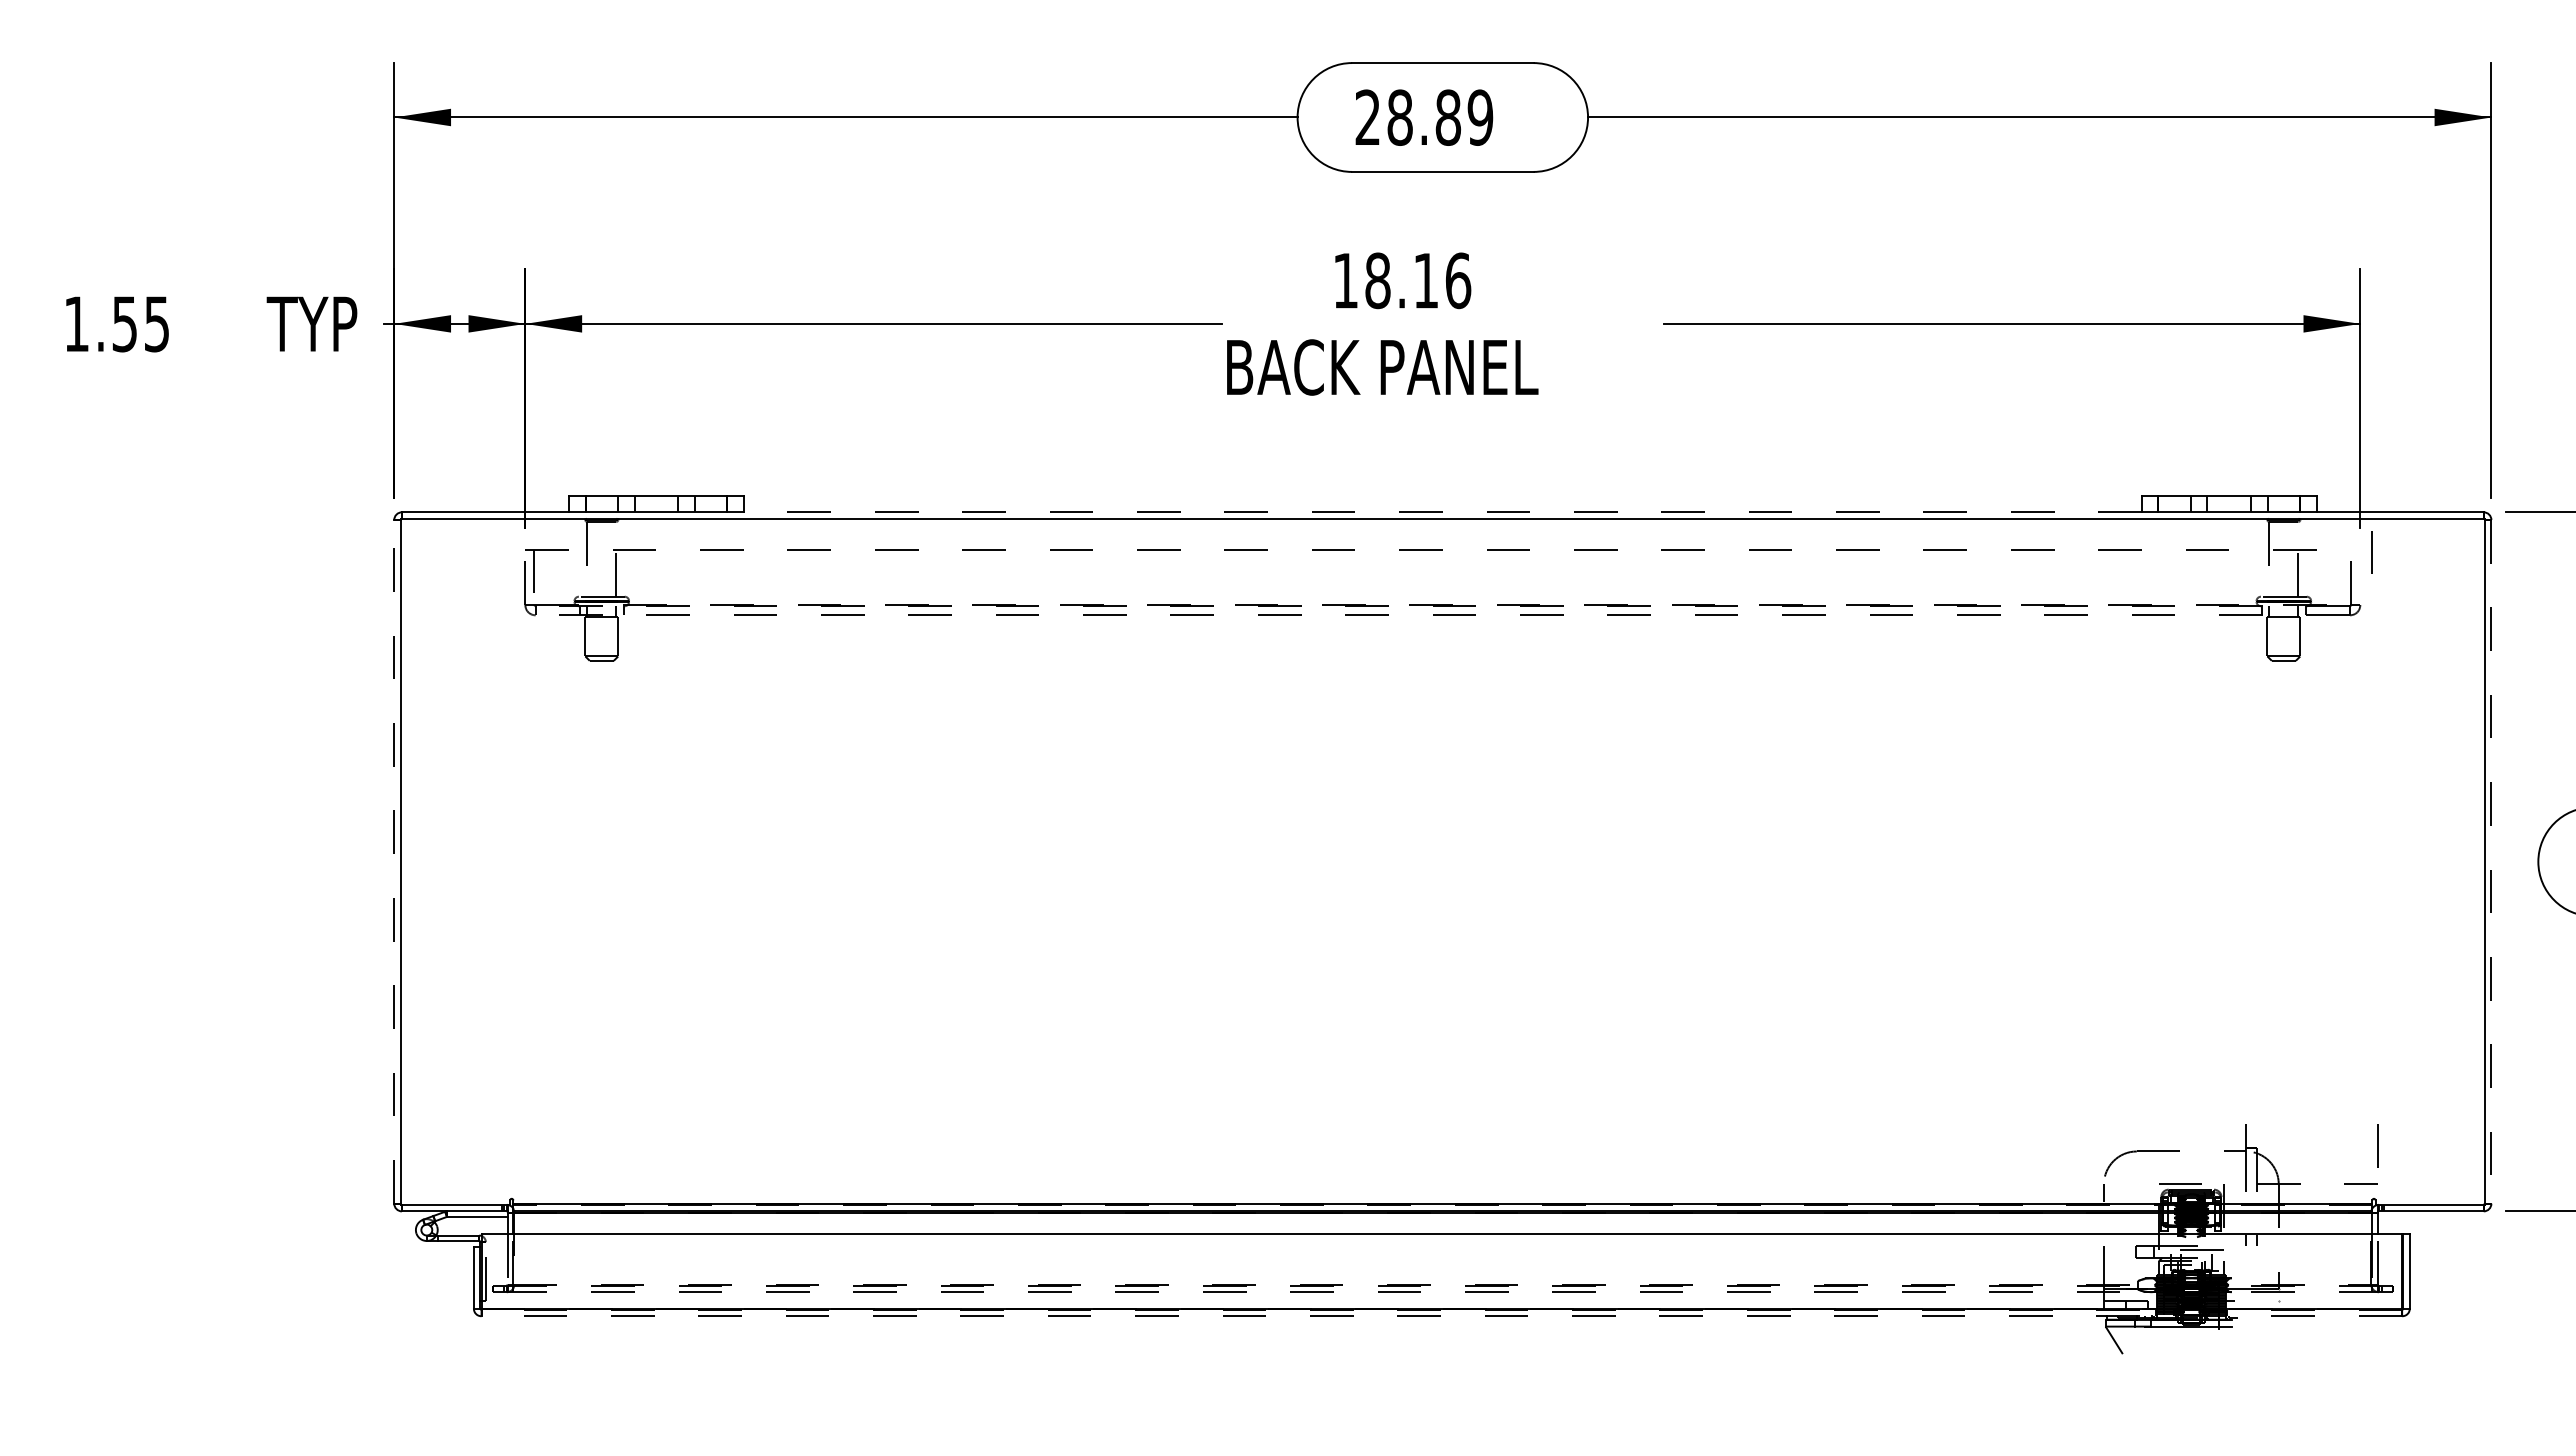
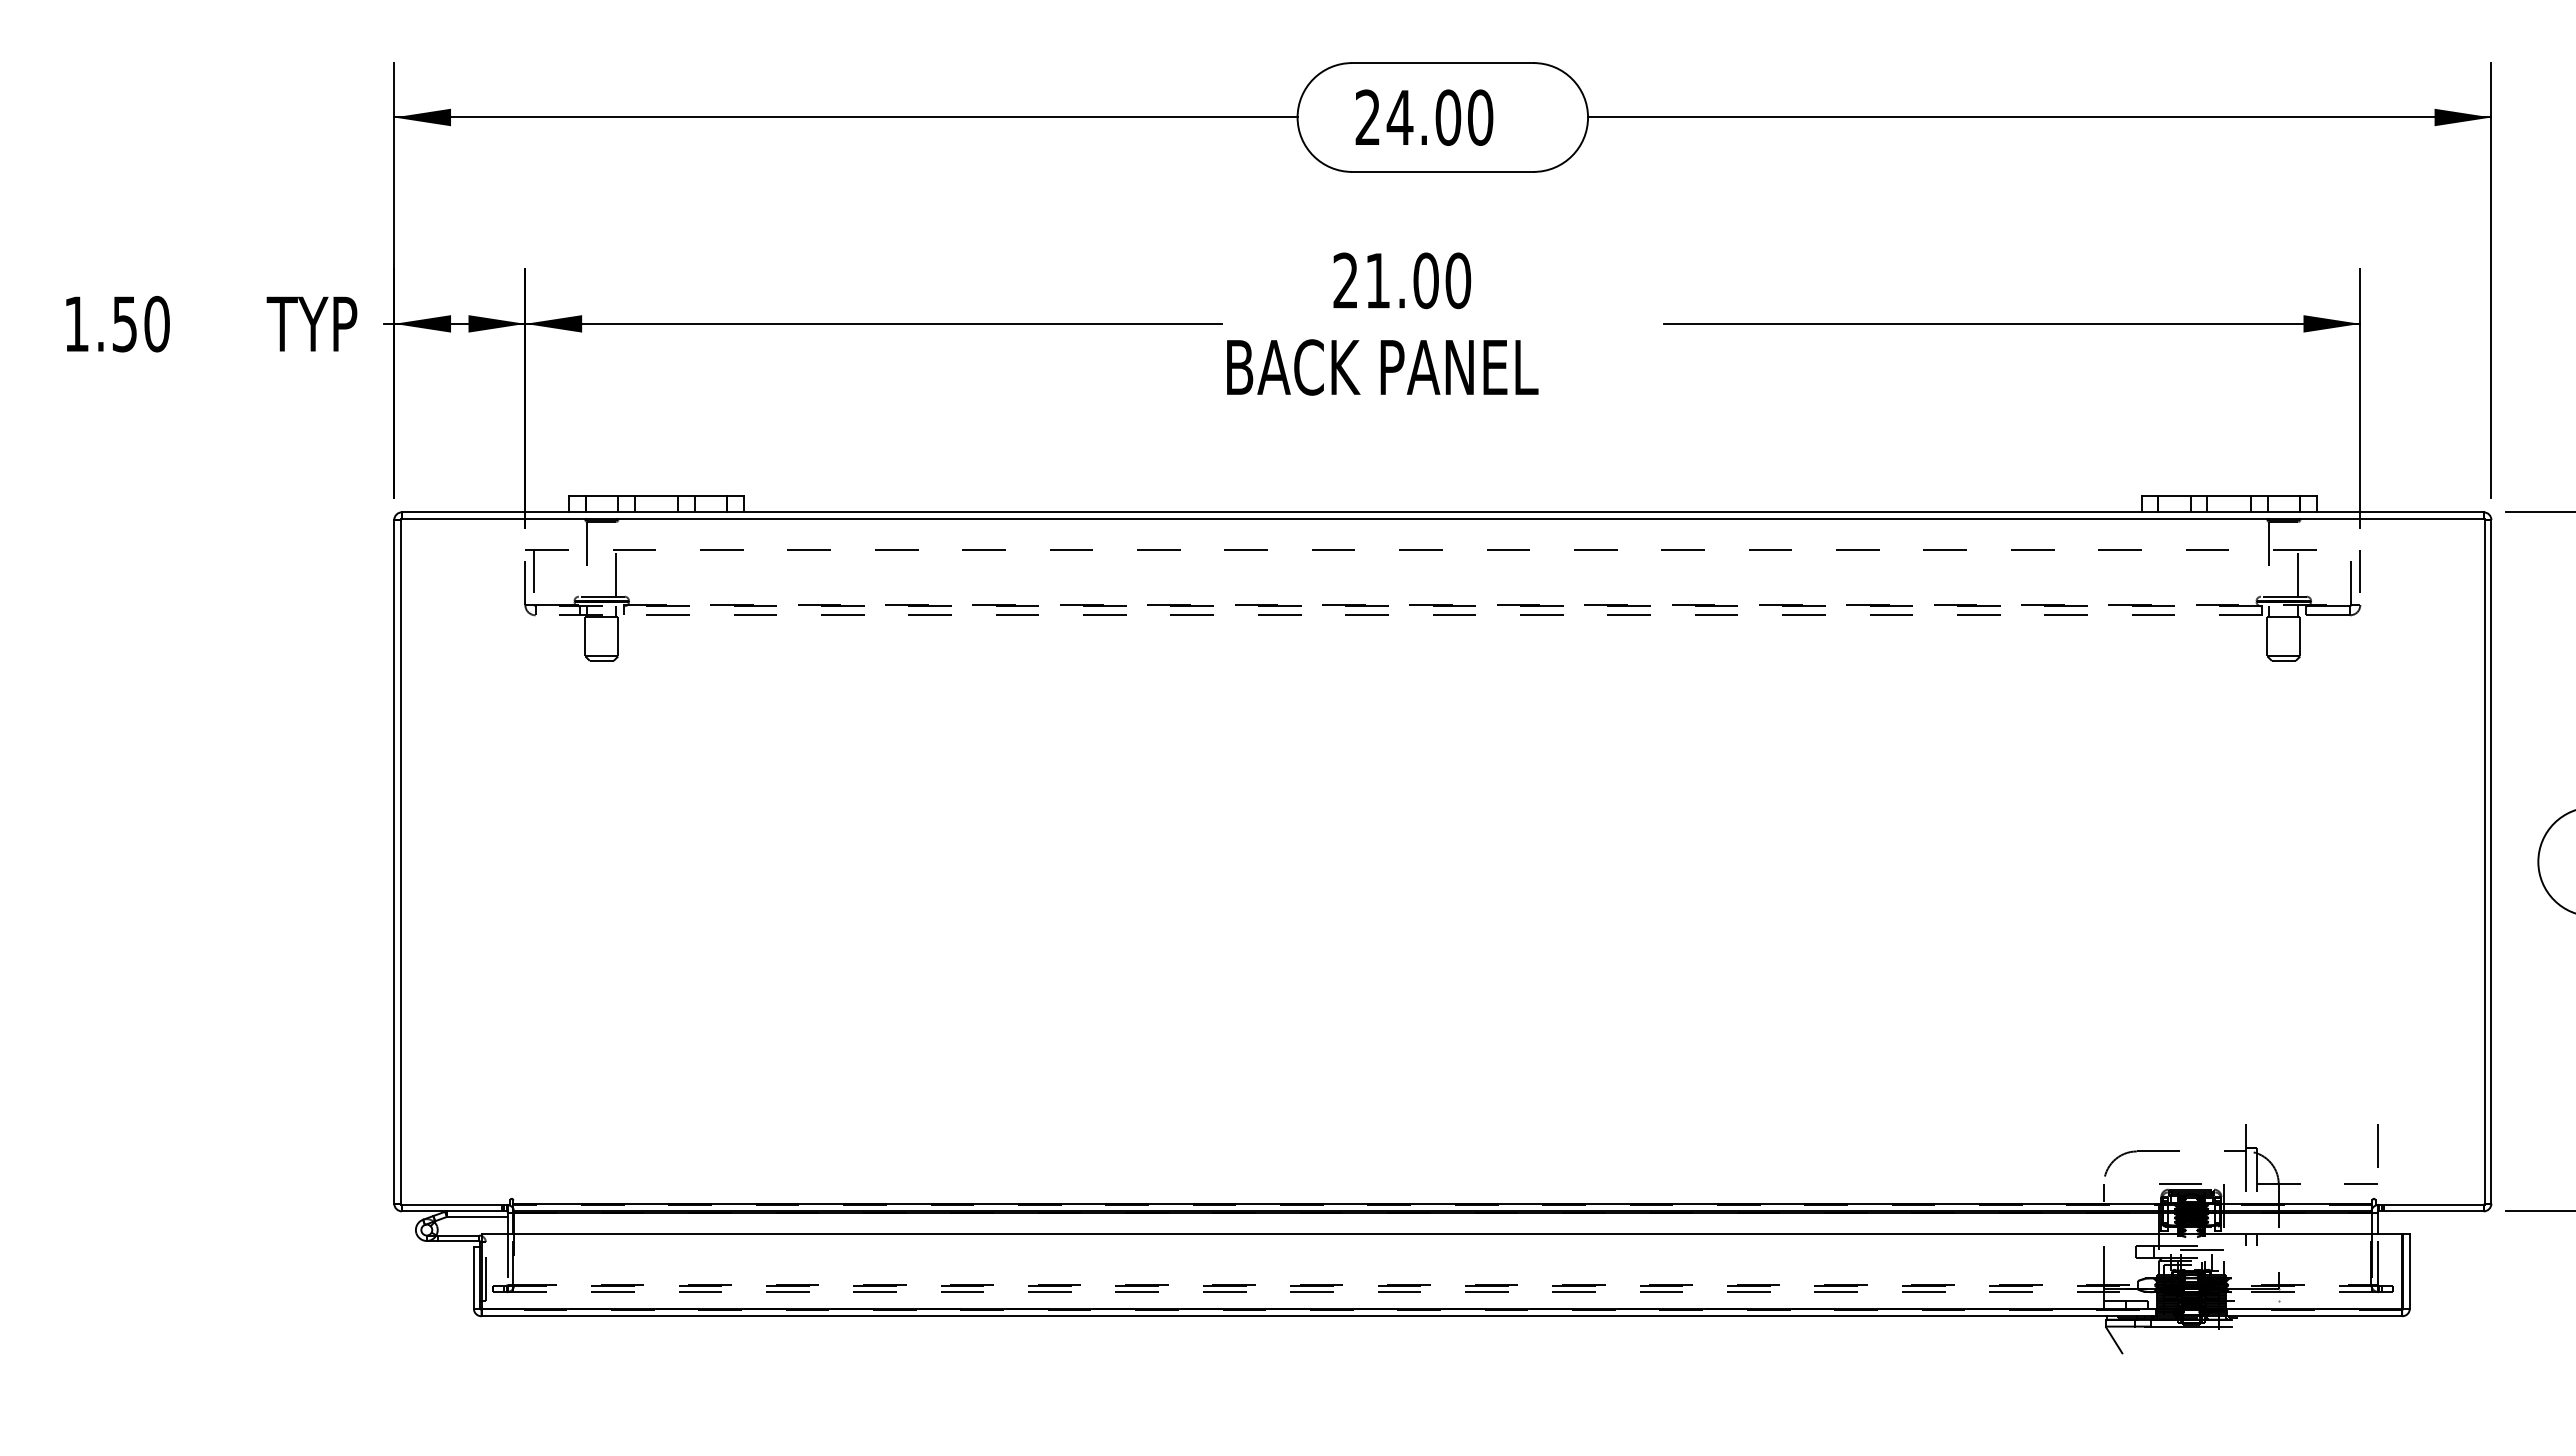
text: 28.89 -> 24.00 (1439, 117)
text: 18.16 -> 21.00 (1402, 280)
text: 1.55 -> 1.50 (156, 323)
line: dashed -> solid (1442, 512)
line position: (2371, 552) -> (2359, 571) (2359, 571)
line: dashed -> solid (394, 861)
line: dashed -> solid (2491, 861)
line: dashed -> solid (1441, 1316)
